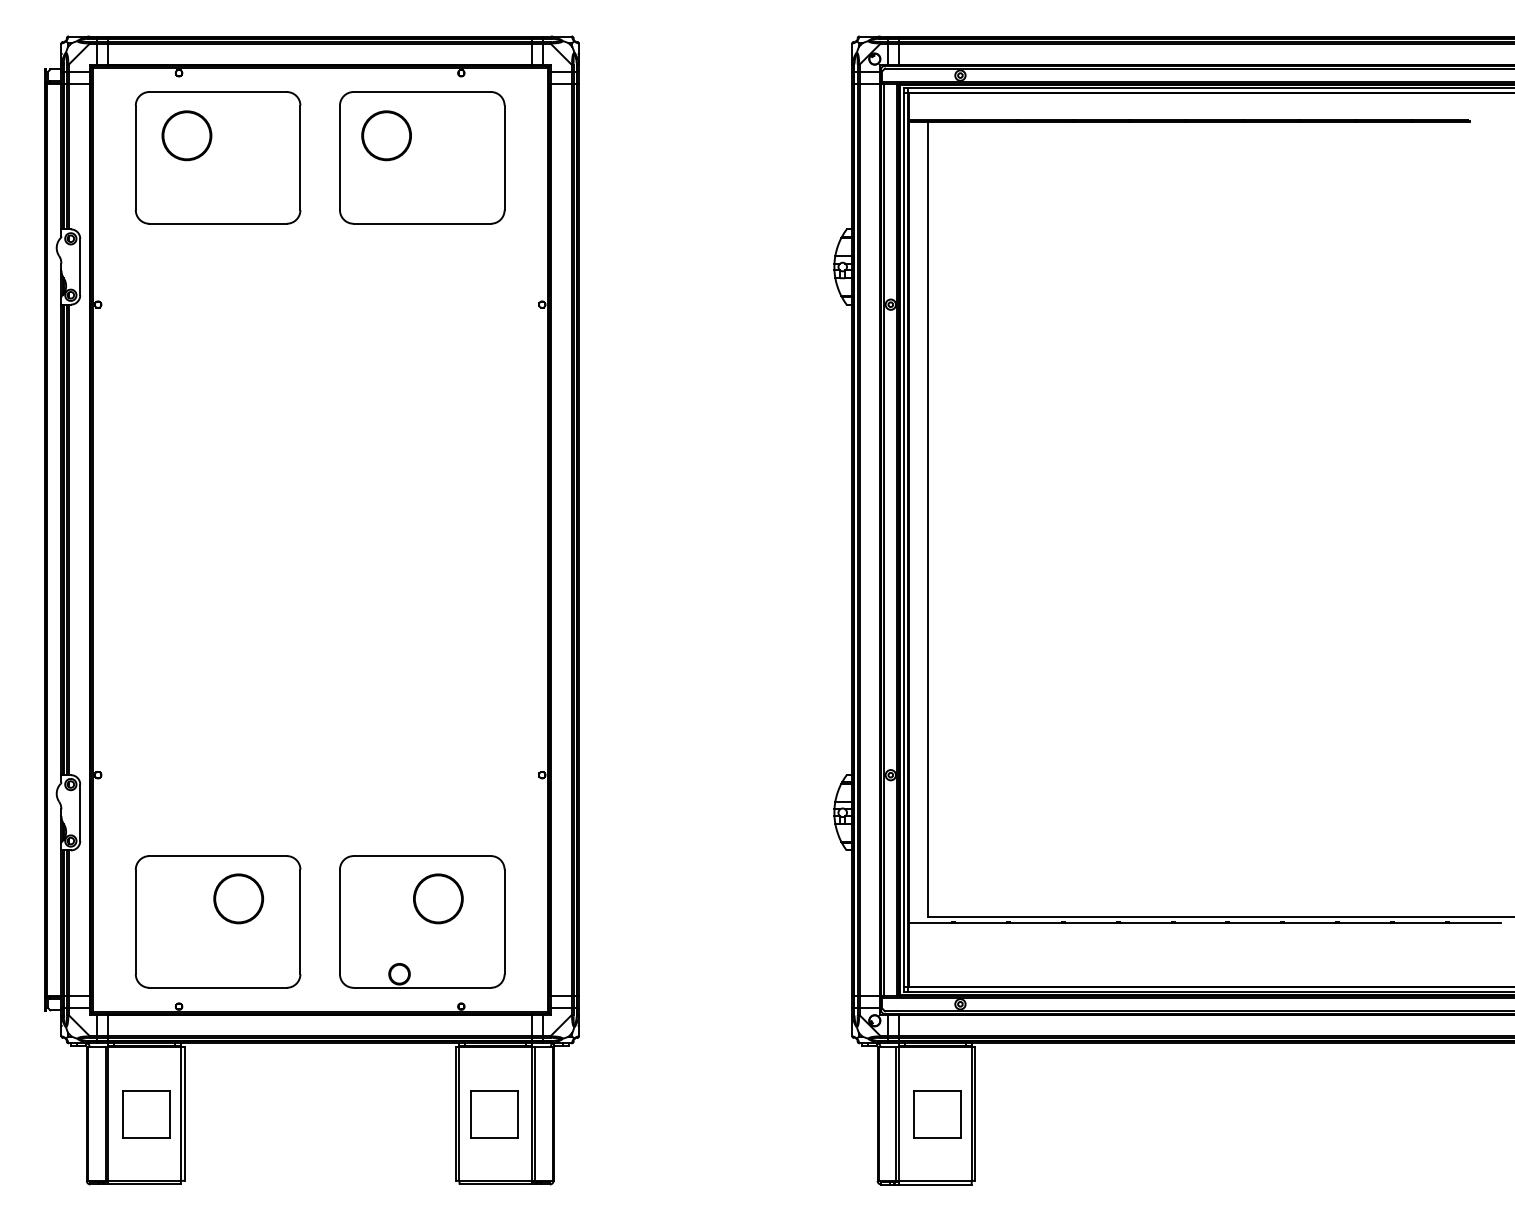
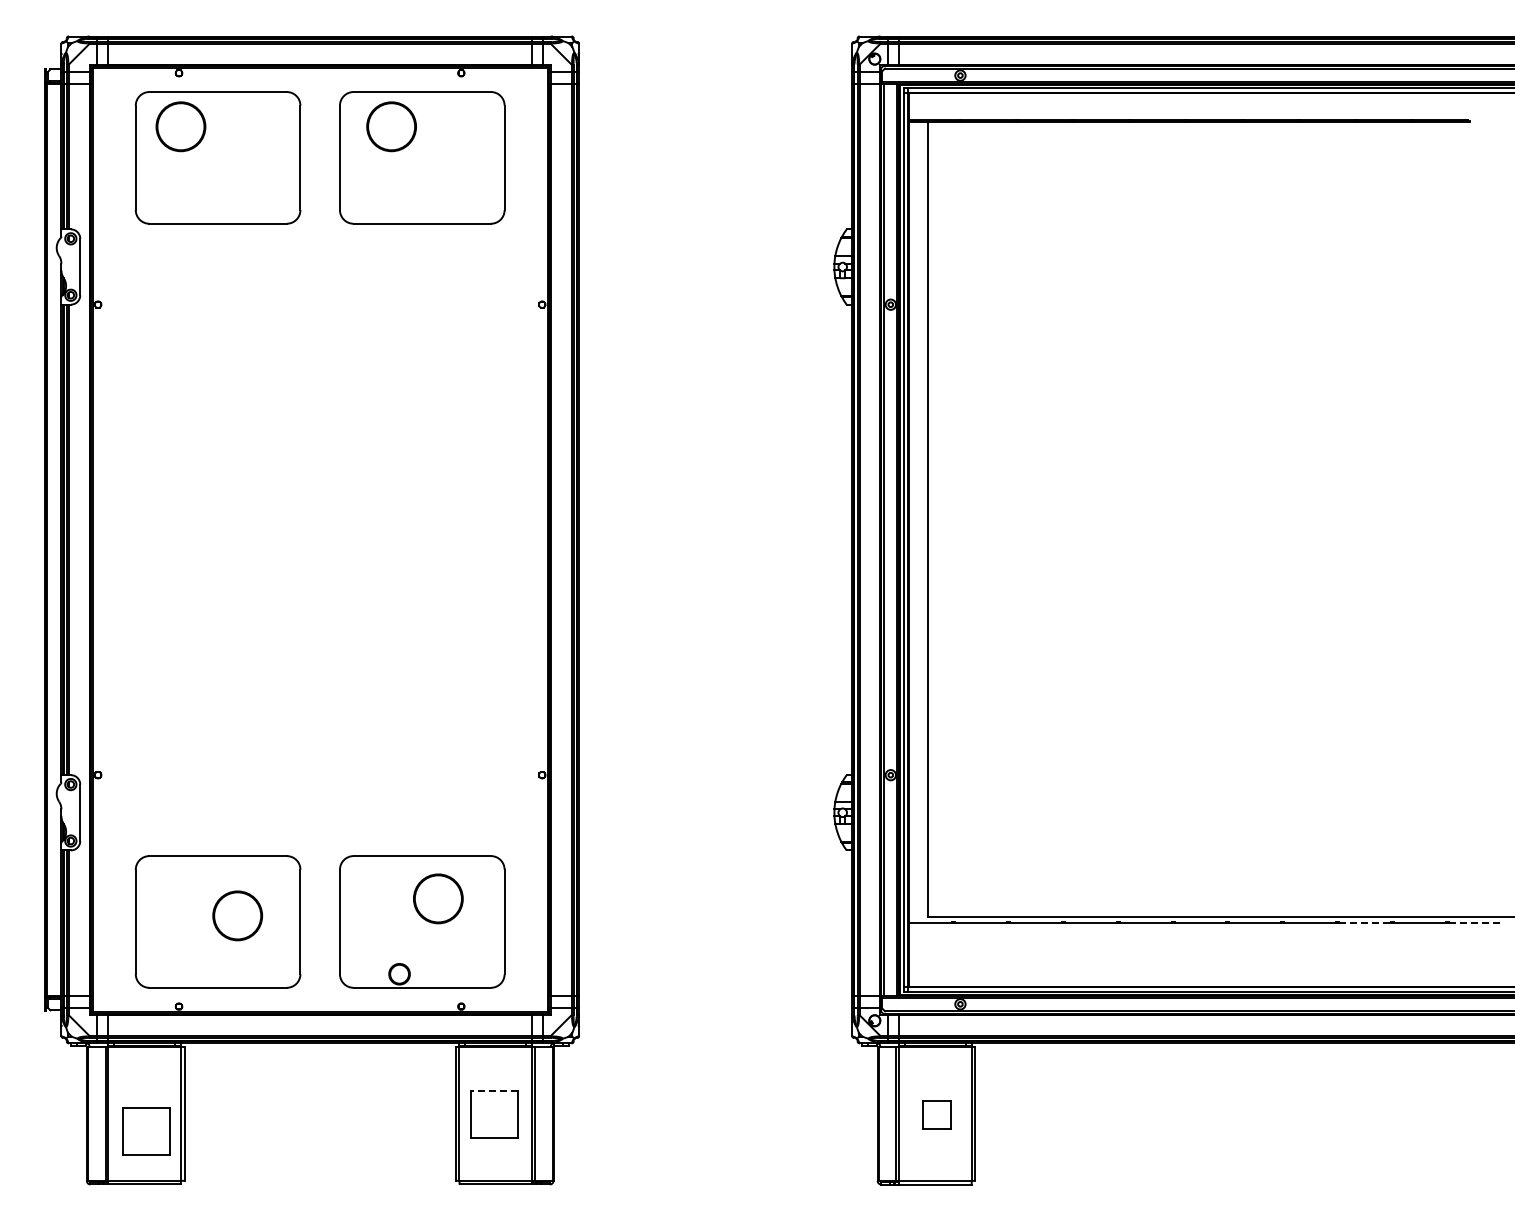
part position: (186, 135) -> (180, 126) (180, 126)
part position: (386, 135) -> (391, 126) (391, 126)
part position: (238, 898) -> (237, 915) (237, 915)
line: solid -> dashed (1365, 923)
line: solid -> dashed (1474, 923)
line: solid -> dashed (494, 1091)
part position: (146, 1114) -> (146, 1131) (146, 1131)
part size: 49x49 px -> 30x30 px (936, 1114)
